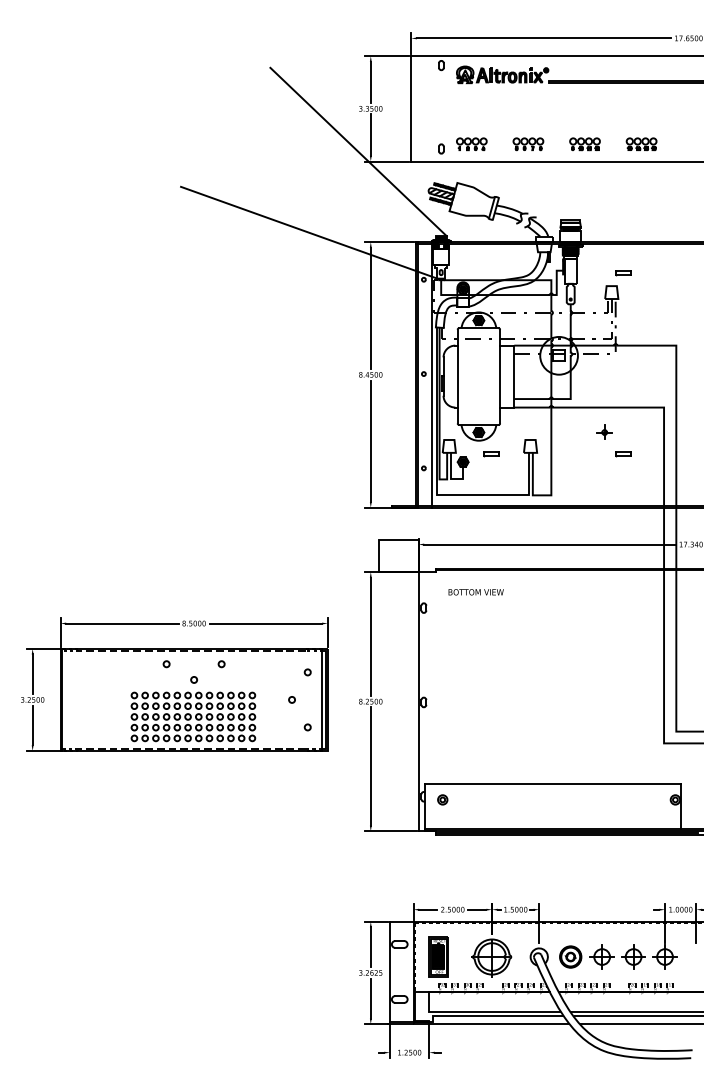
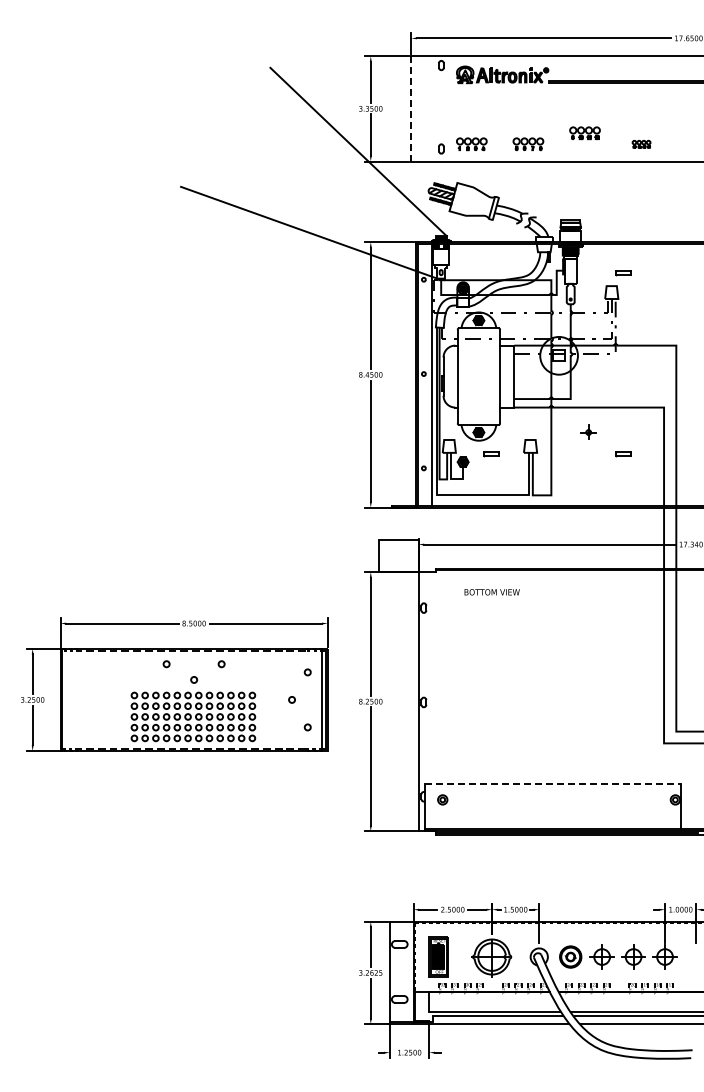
line: solid -> dashed (411, 108)
part position: (584, 144) -> (584, 133) (584, 133)
part size: 33x15 px -> 21x10 px (641, 143)
part position: (604, 431) -> (588, 431) (588, 431)
text position: (475, 592) -> (491, 592) (491, 592)
line: solid -> dashed (553, 783)
